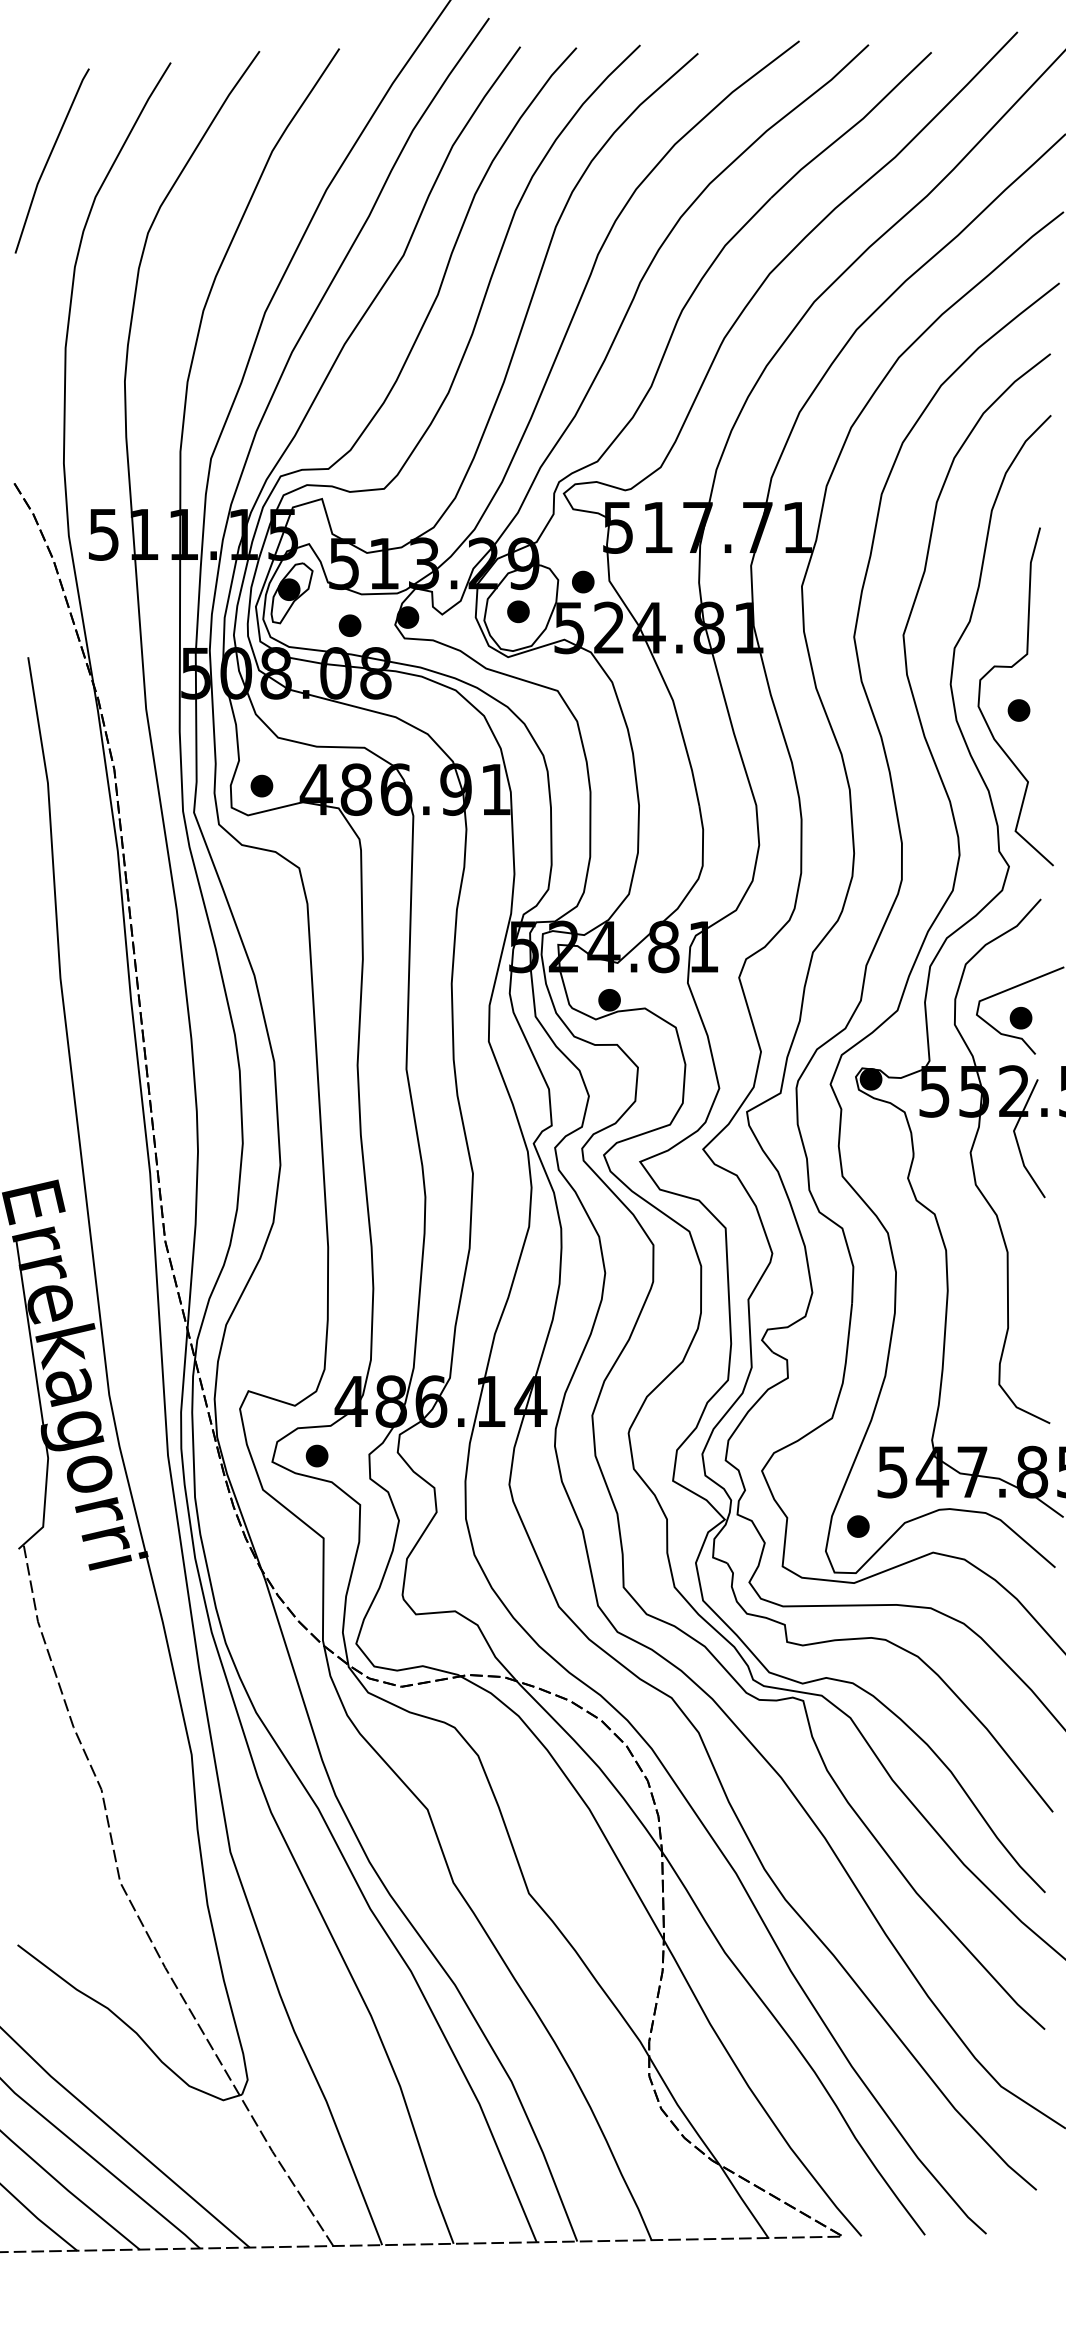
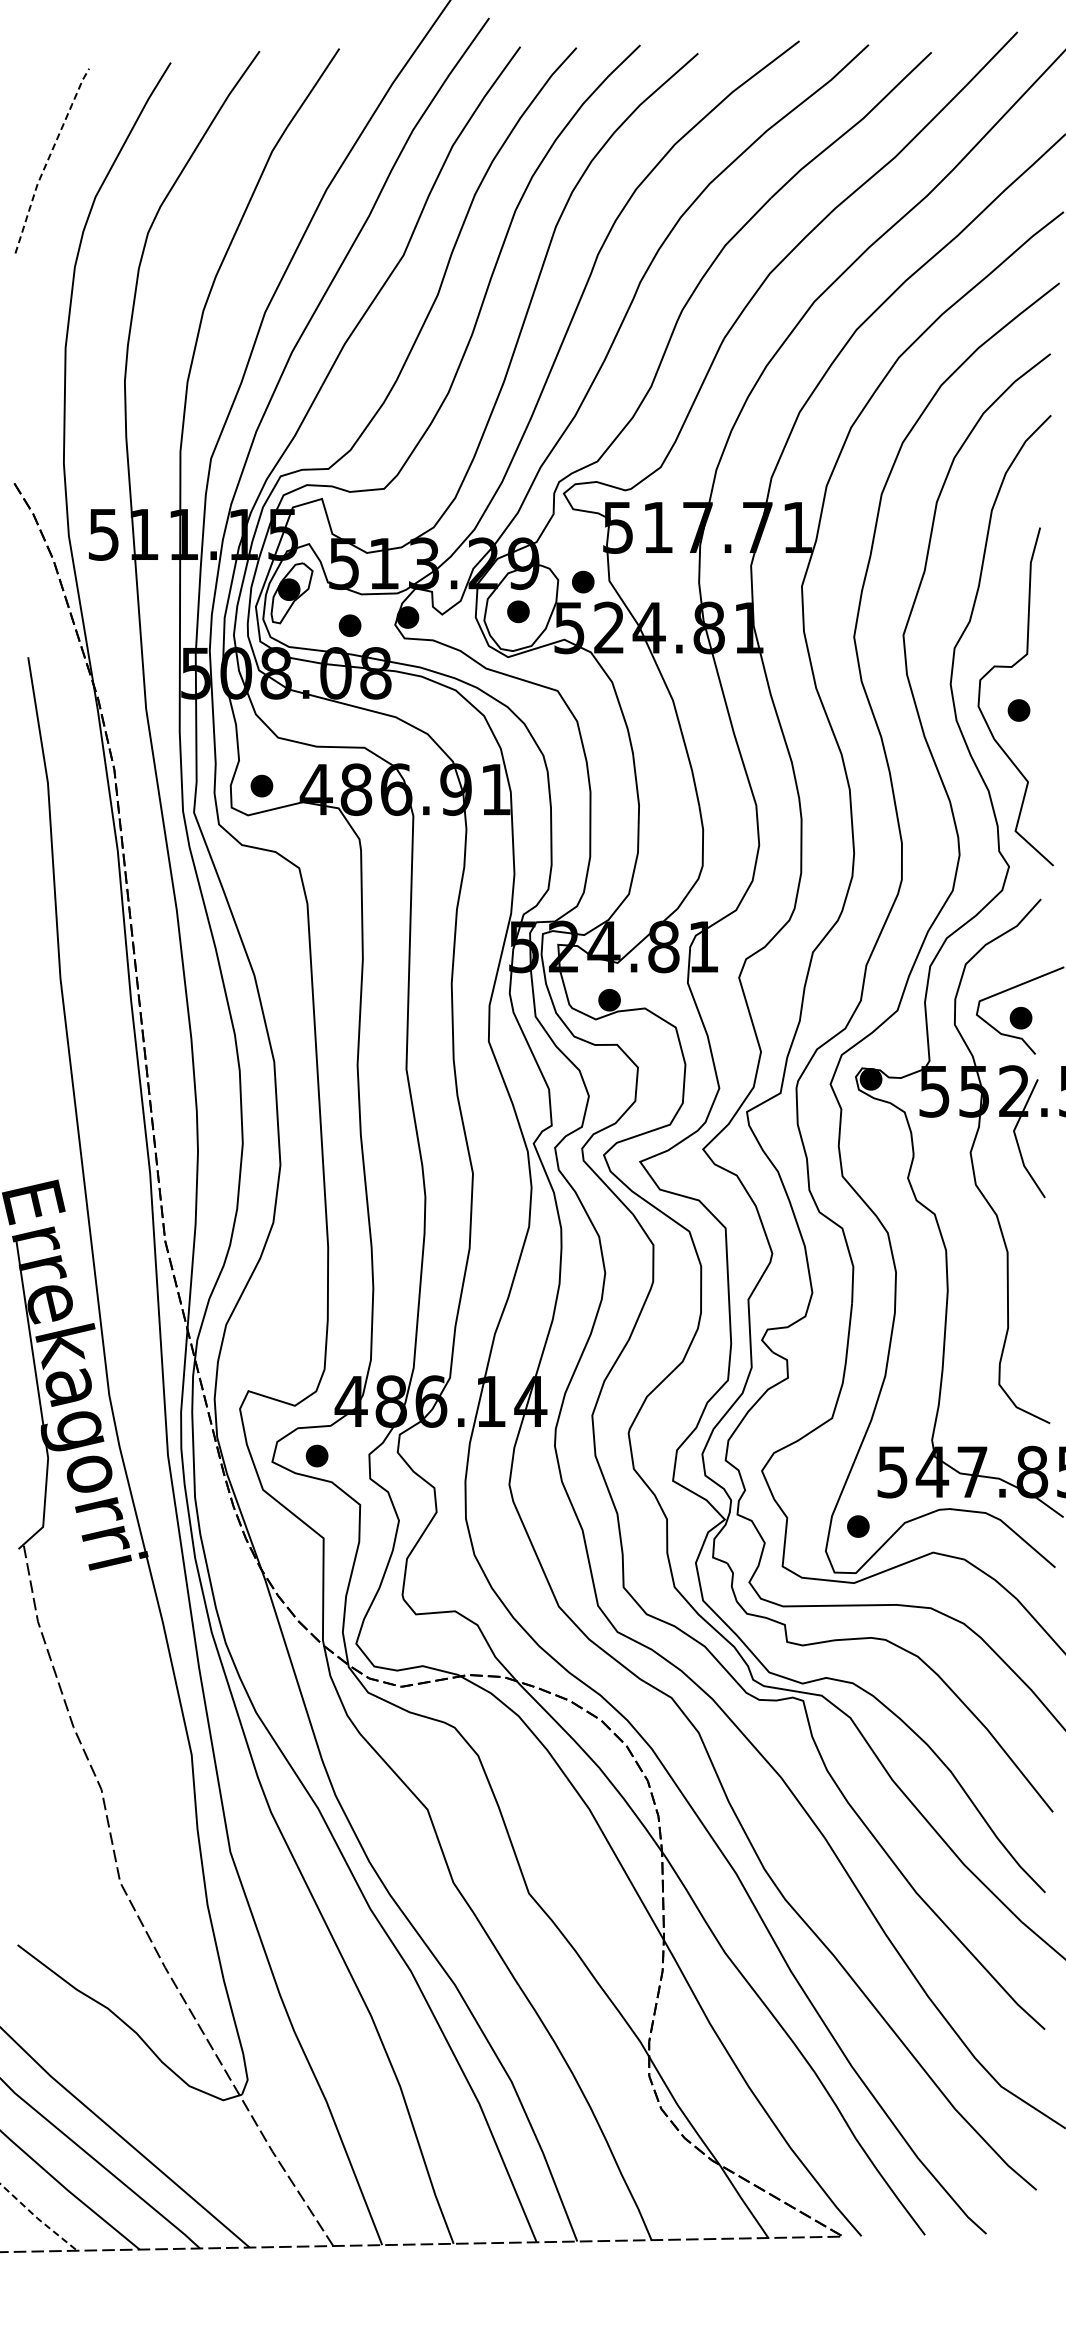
line: solid -> dashed (48, 159)
line: solid -> dashed (37, 2218)
